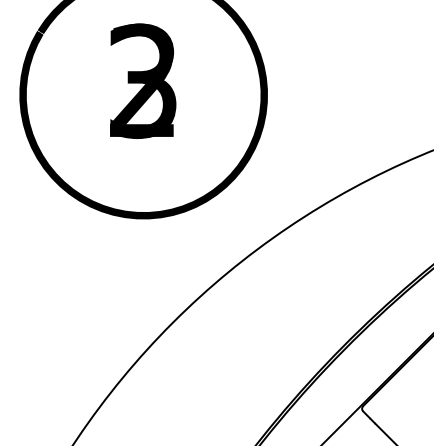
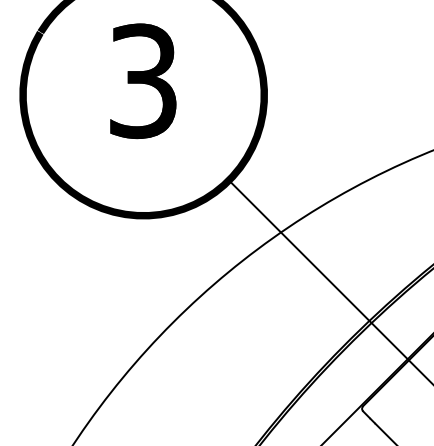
text: 2 -> 3 (143, 80)
line: none -> present (329, 281)
